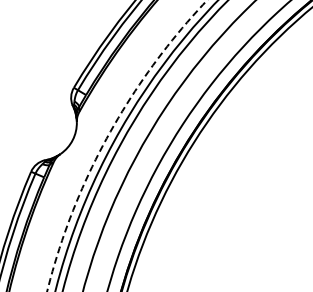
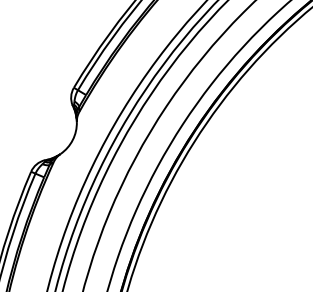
circle: dashed -> solid (126, 145)
